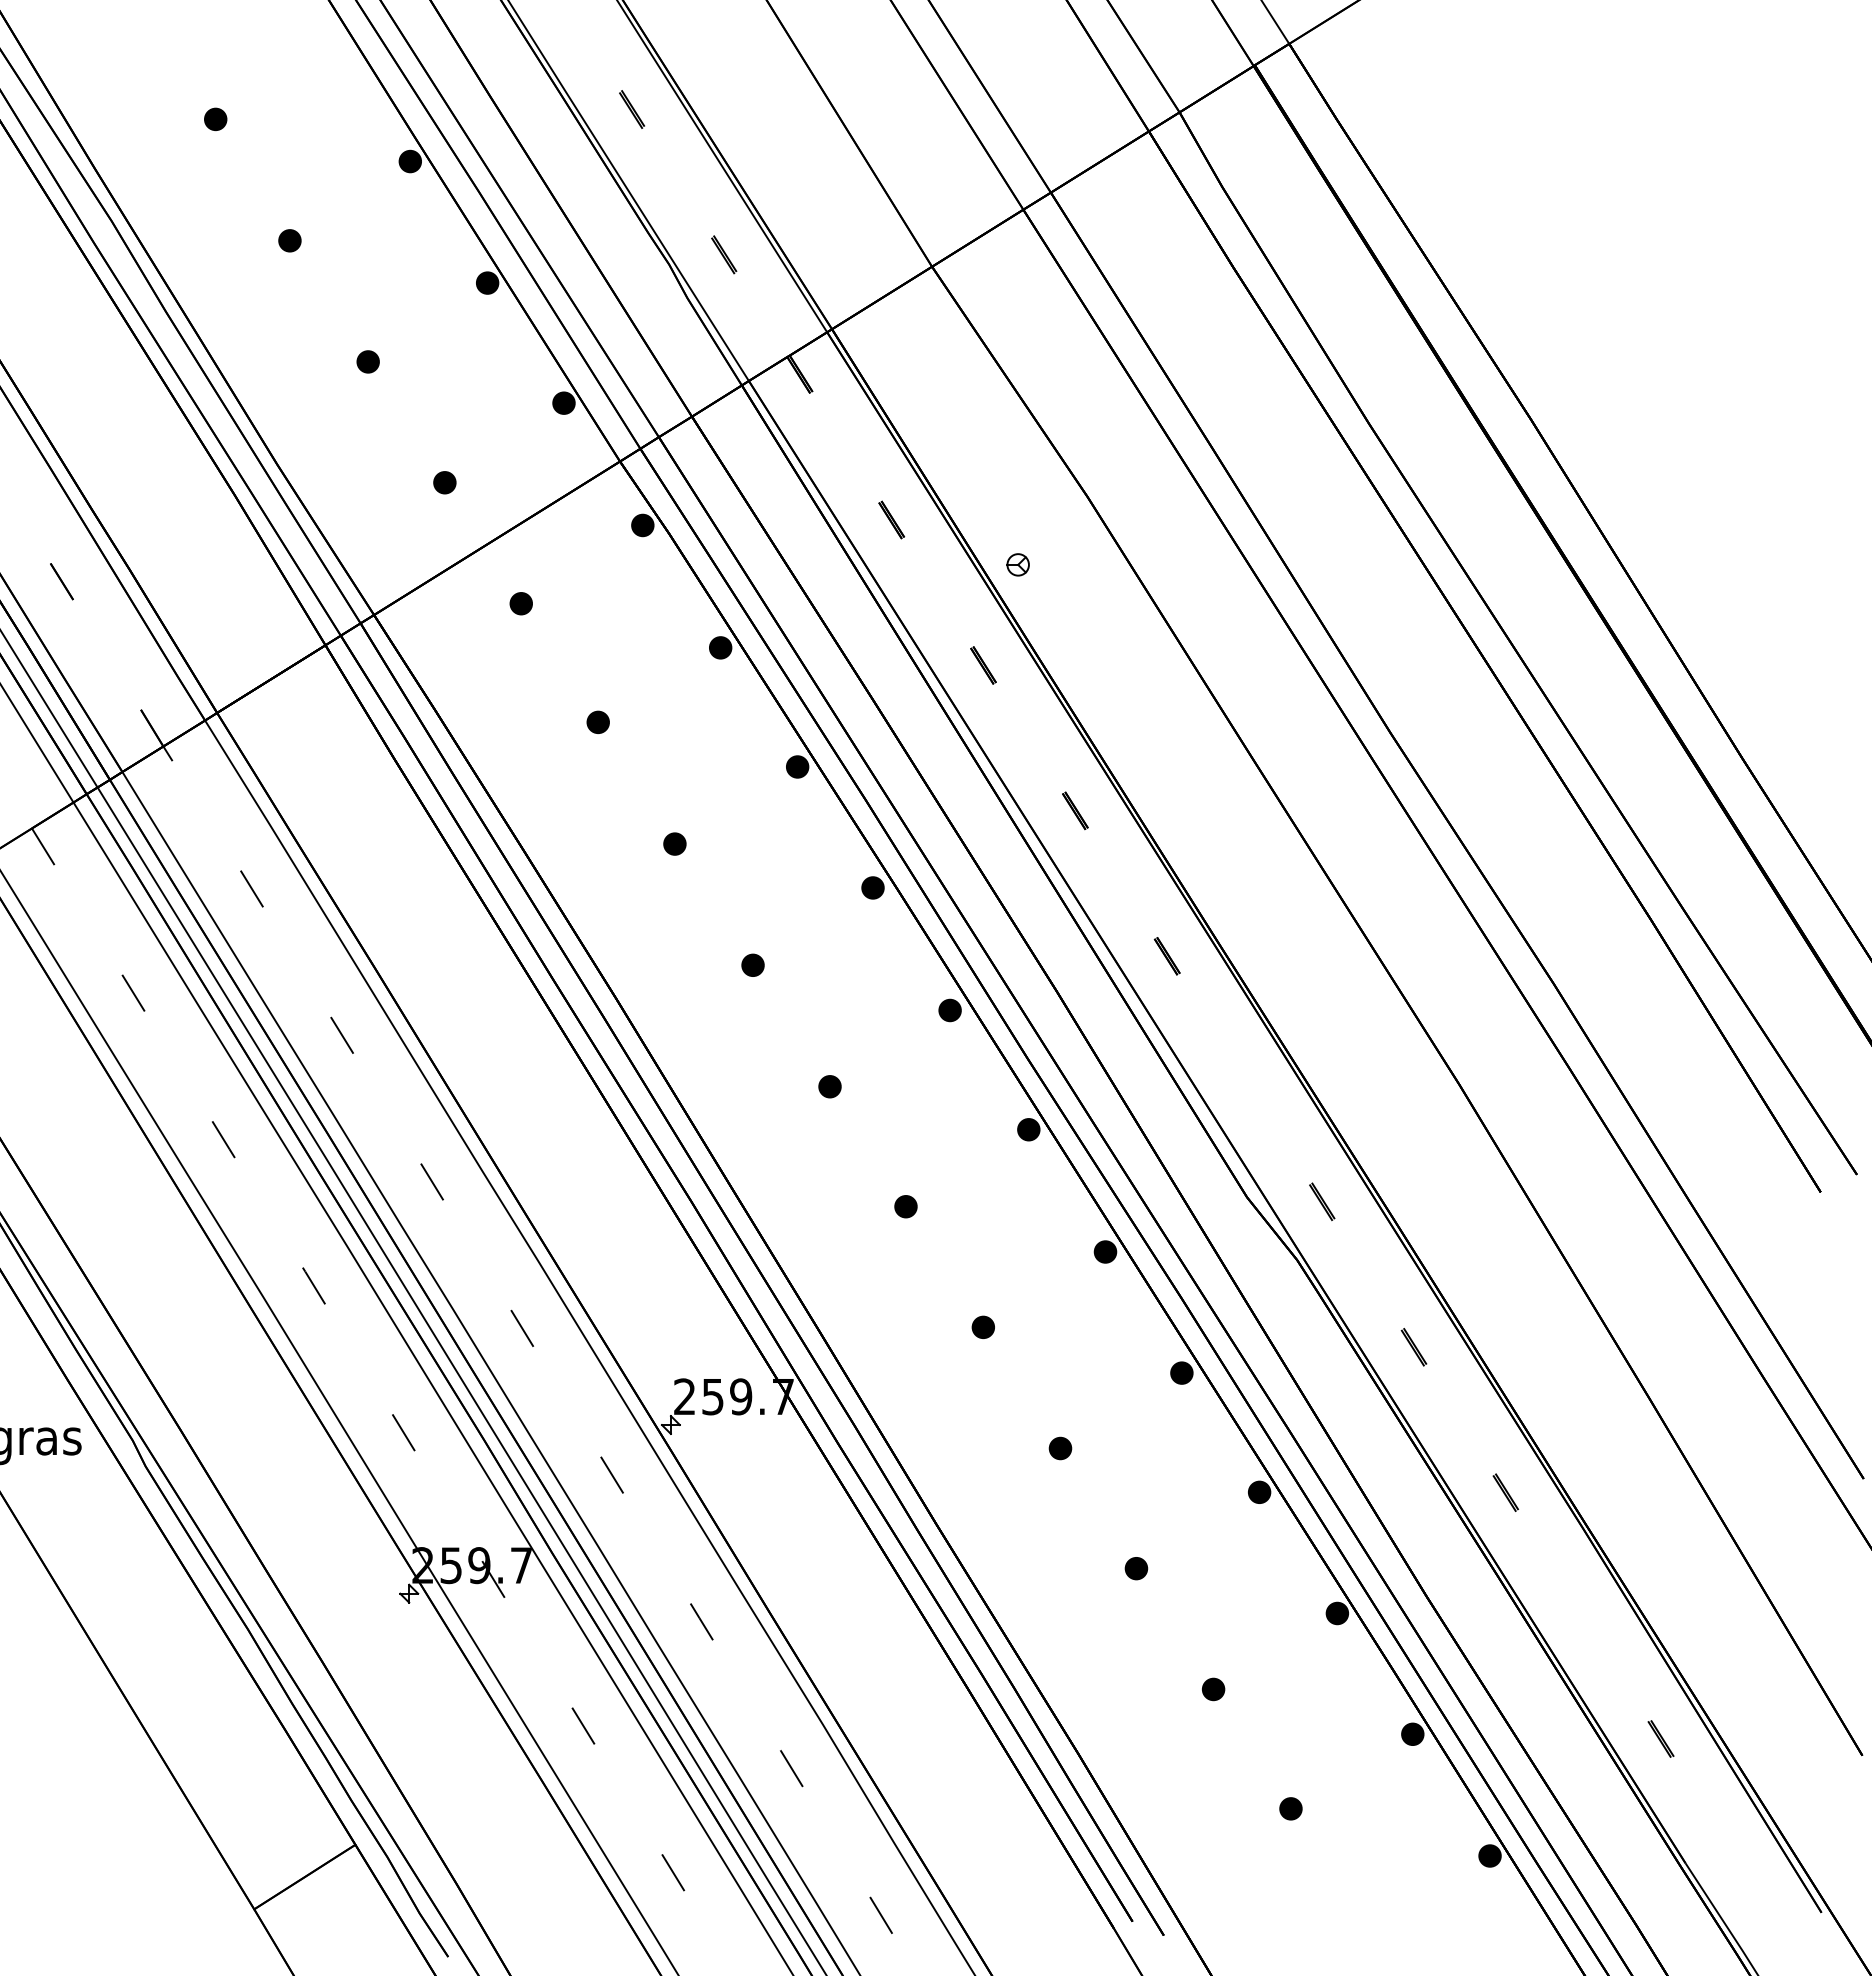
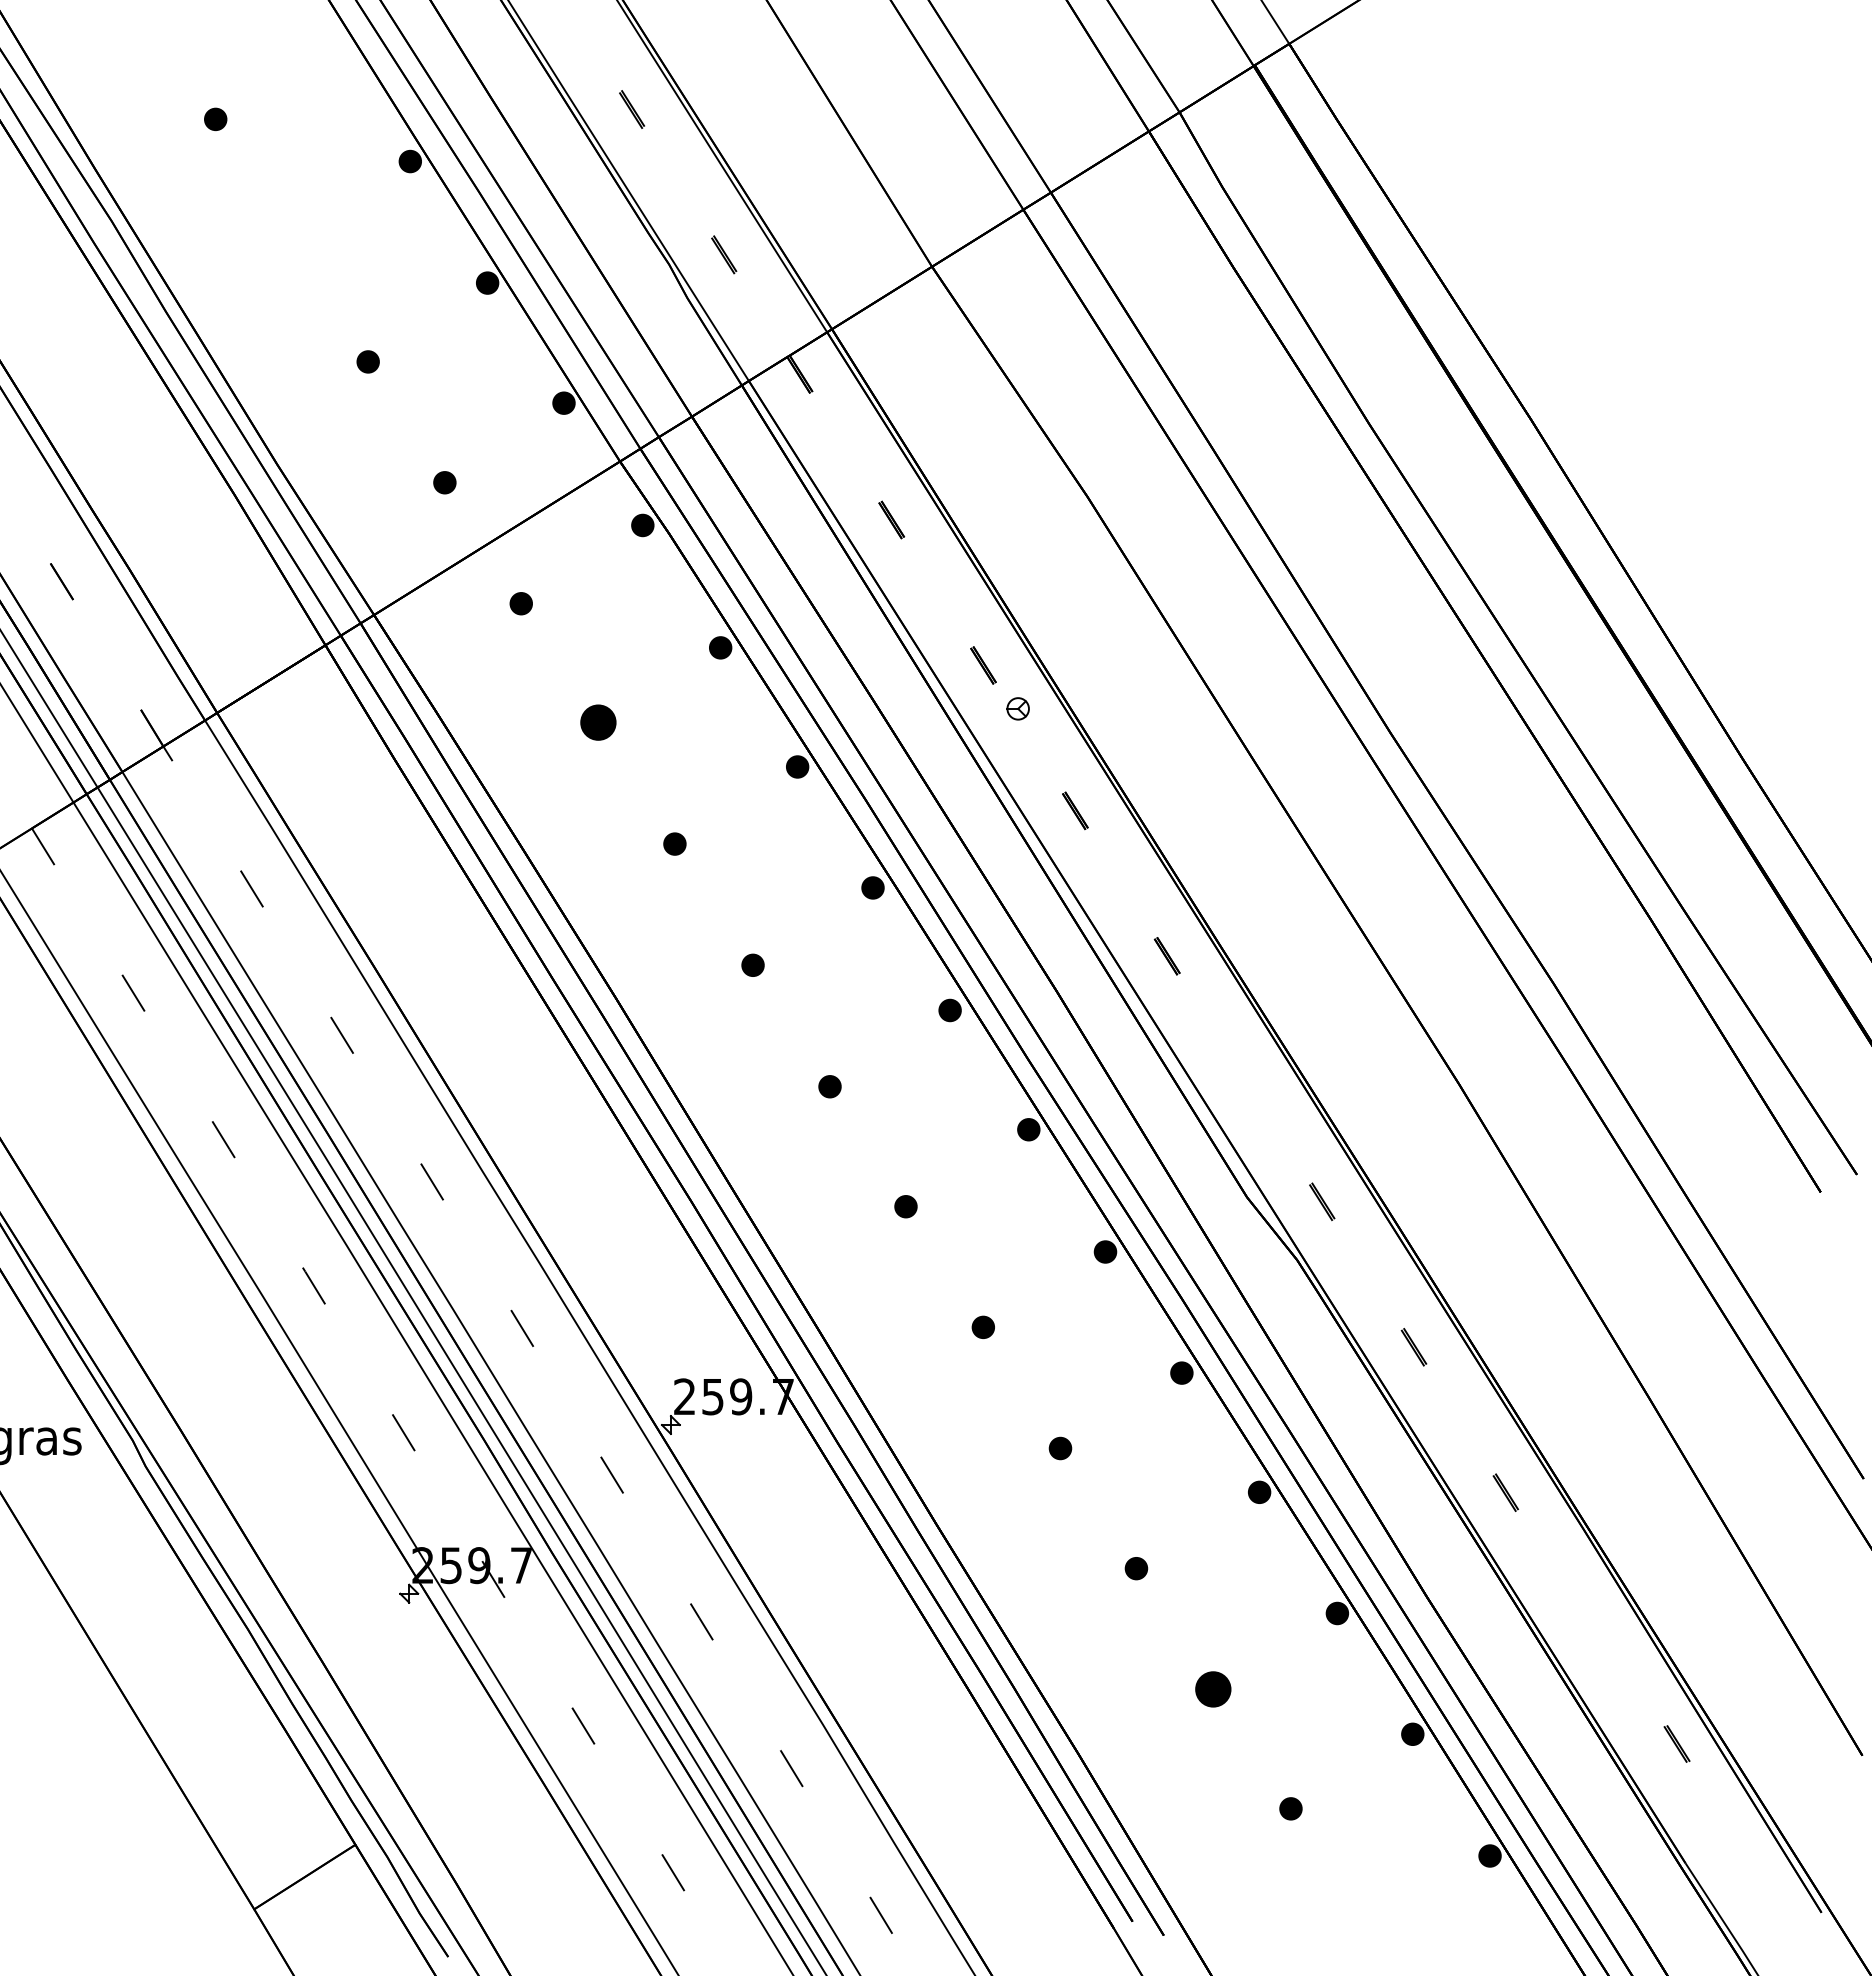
part: present -> none (289, 240)
part position: (1017, 564) -> (1017, 708) (1017, 708)
part size: 24x24 px -> 37x37 px (598, 722)
part size: 24x25 px -> 37x37 px (1213, 1689)
part position: (1660, 1738) -> (1676, 1743) (1676, 1743)
